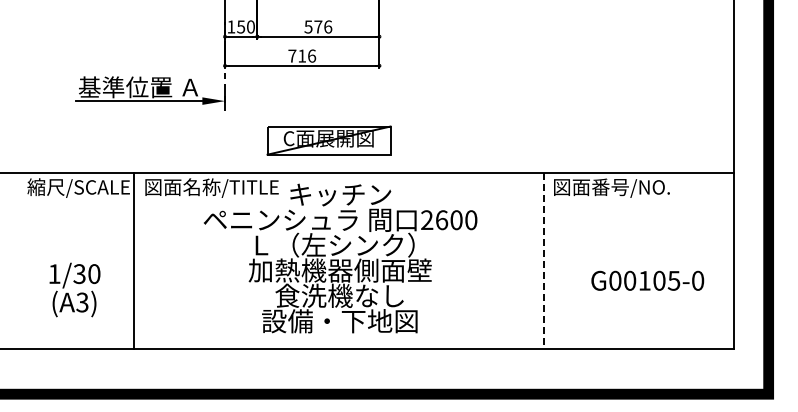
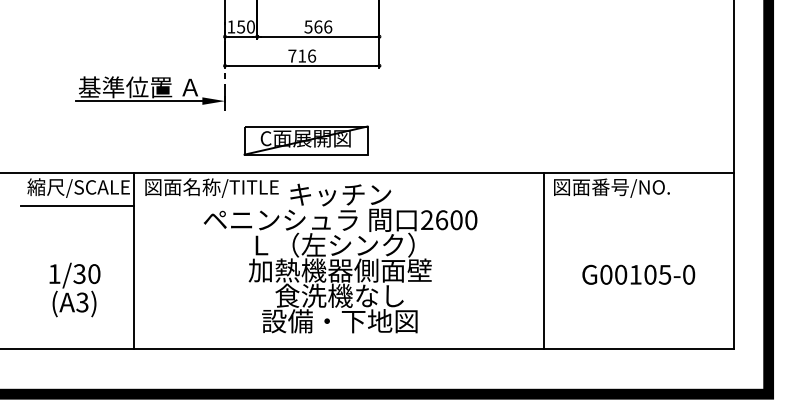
text: 576 -> 566 (318, 26)
part position: (328, 140) -> (305, 140) (305, 140)
line: none -> present (76, 205)
line: dashed -> solid (543, 261)
text position: (647, 280) -> (638, 274) (638, 274)
